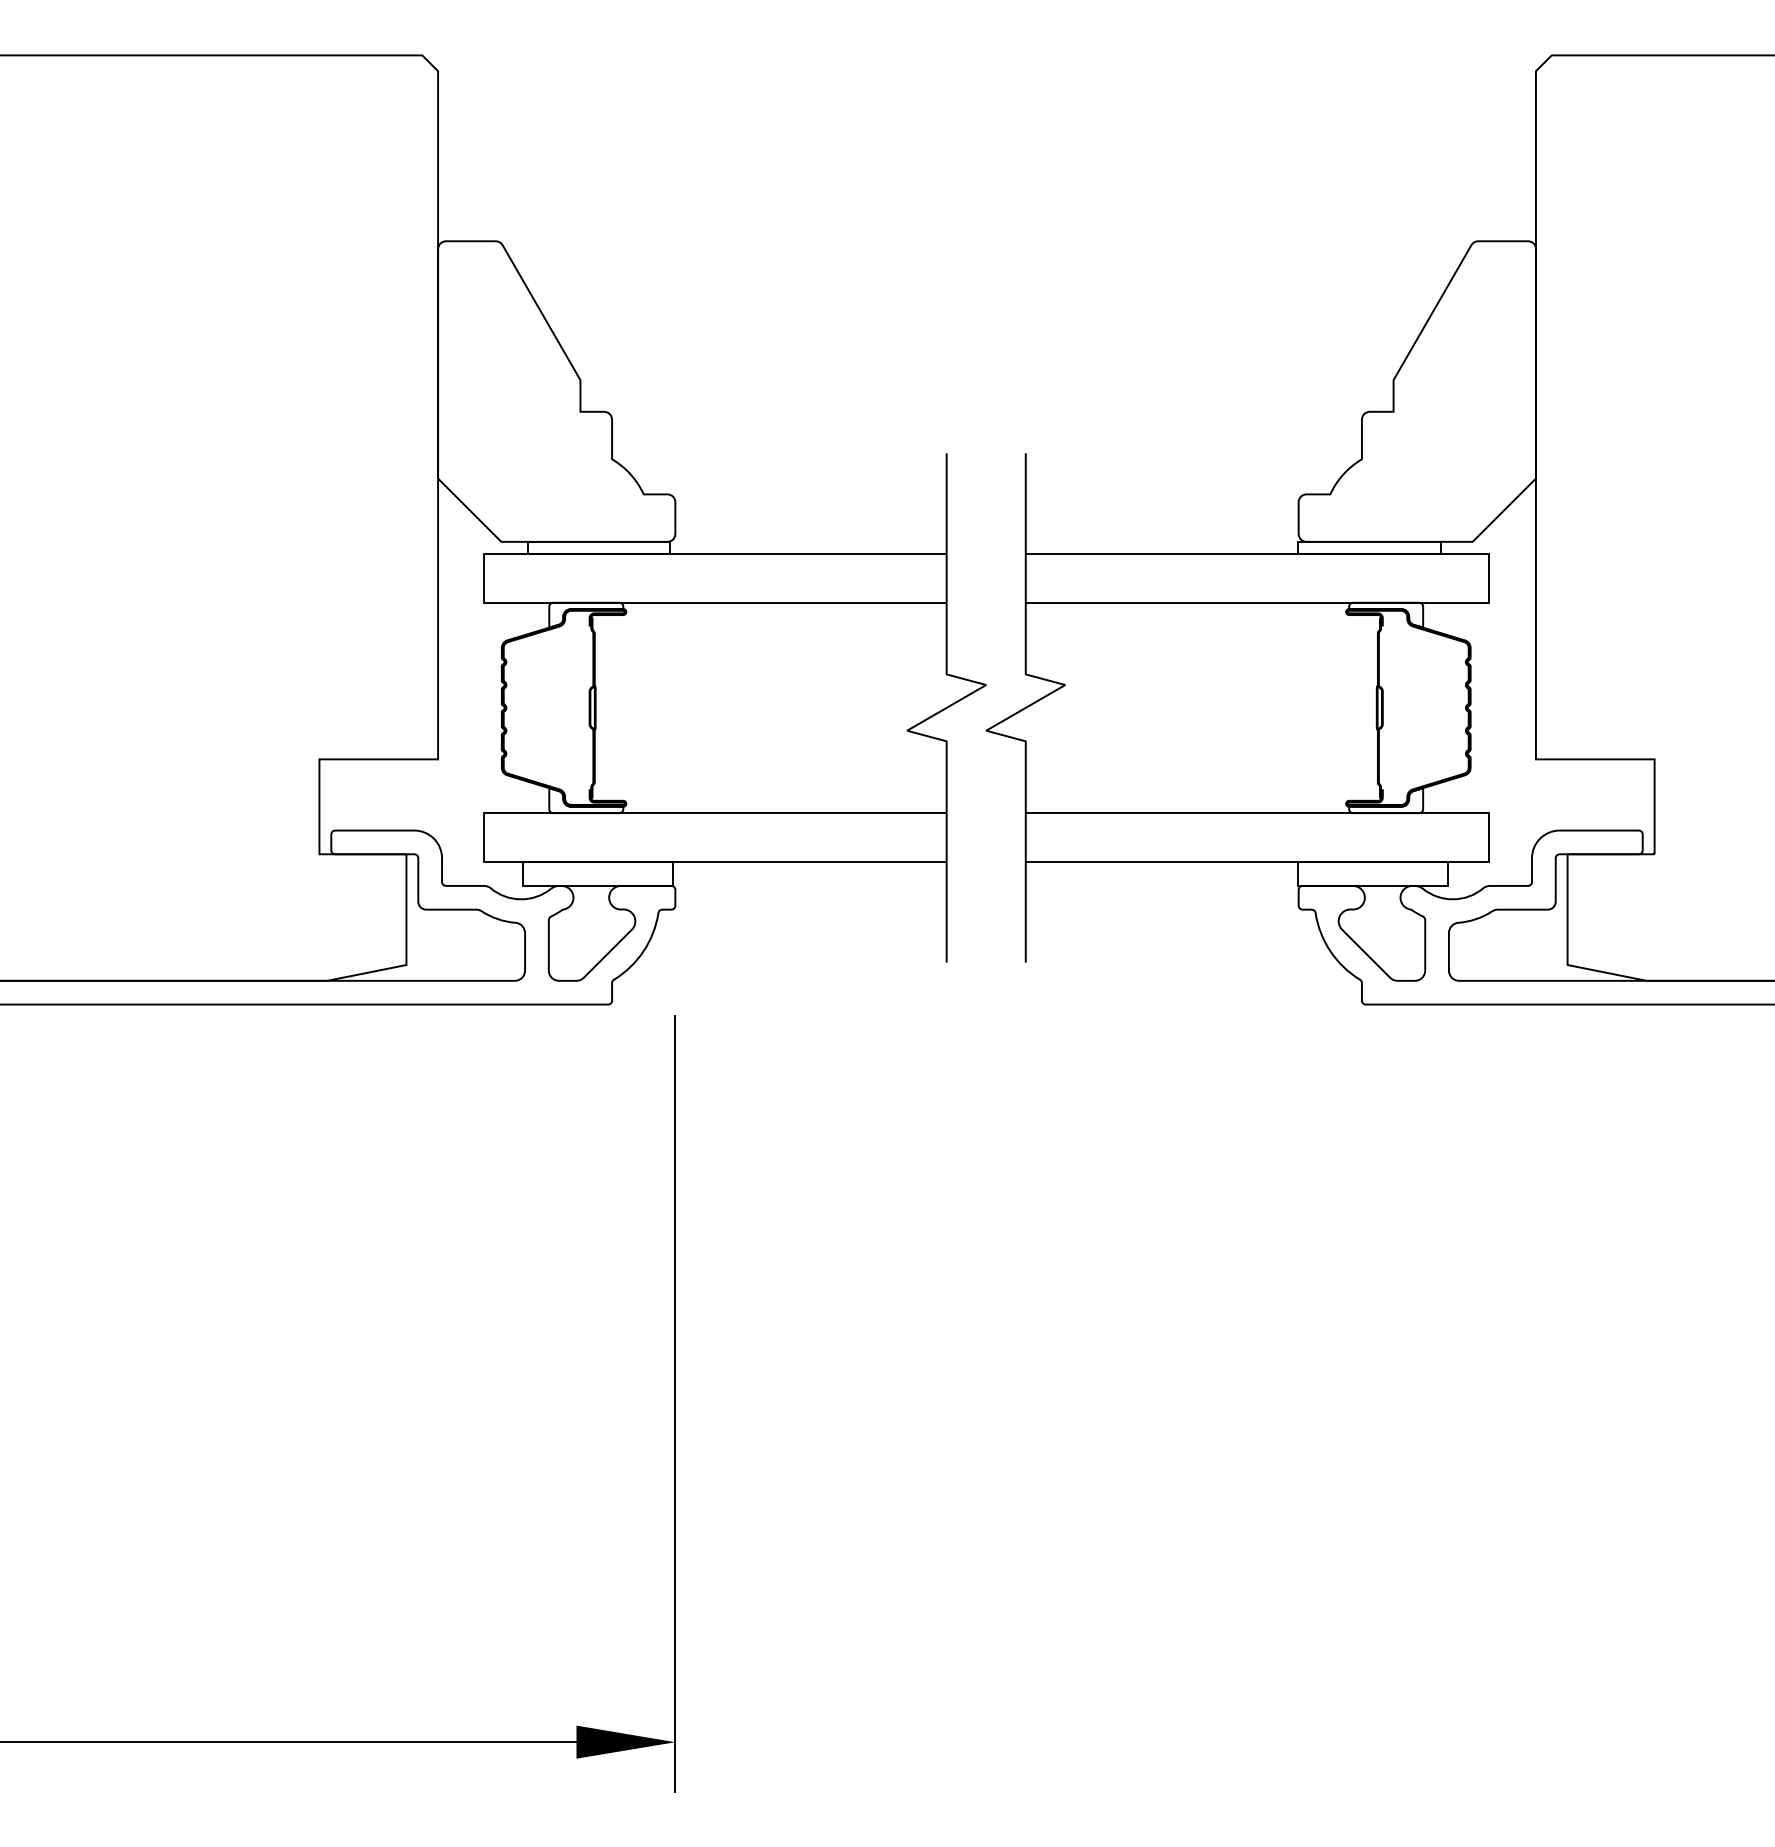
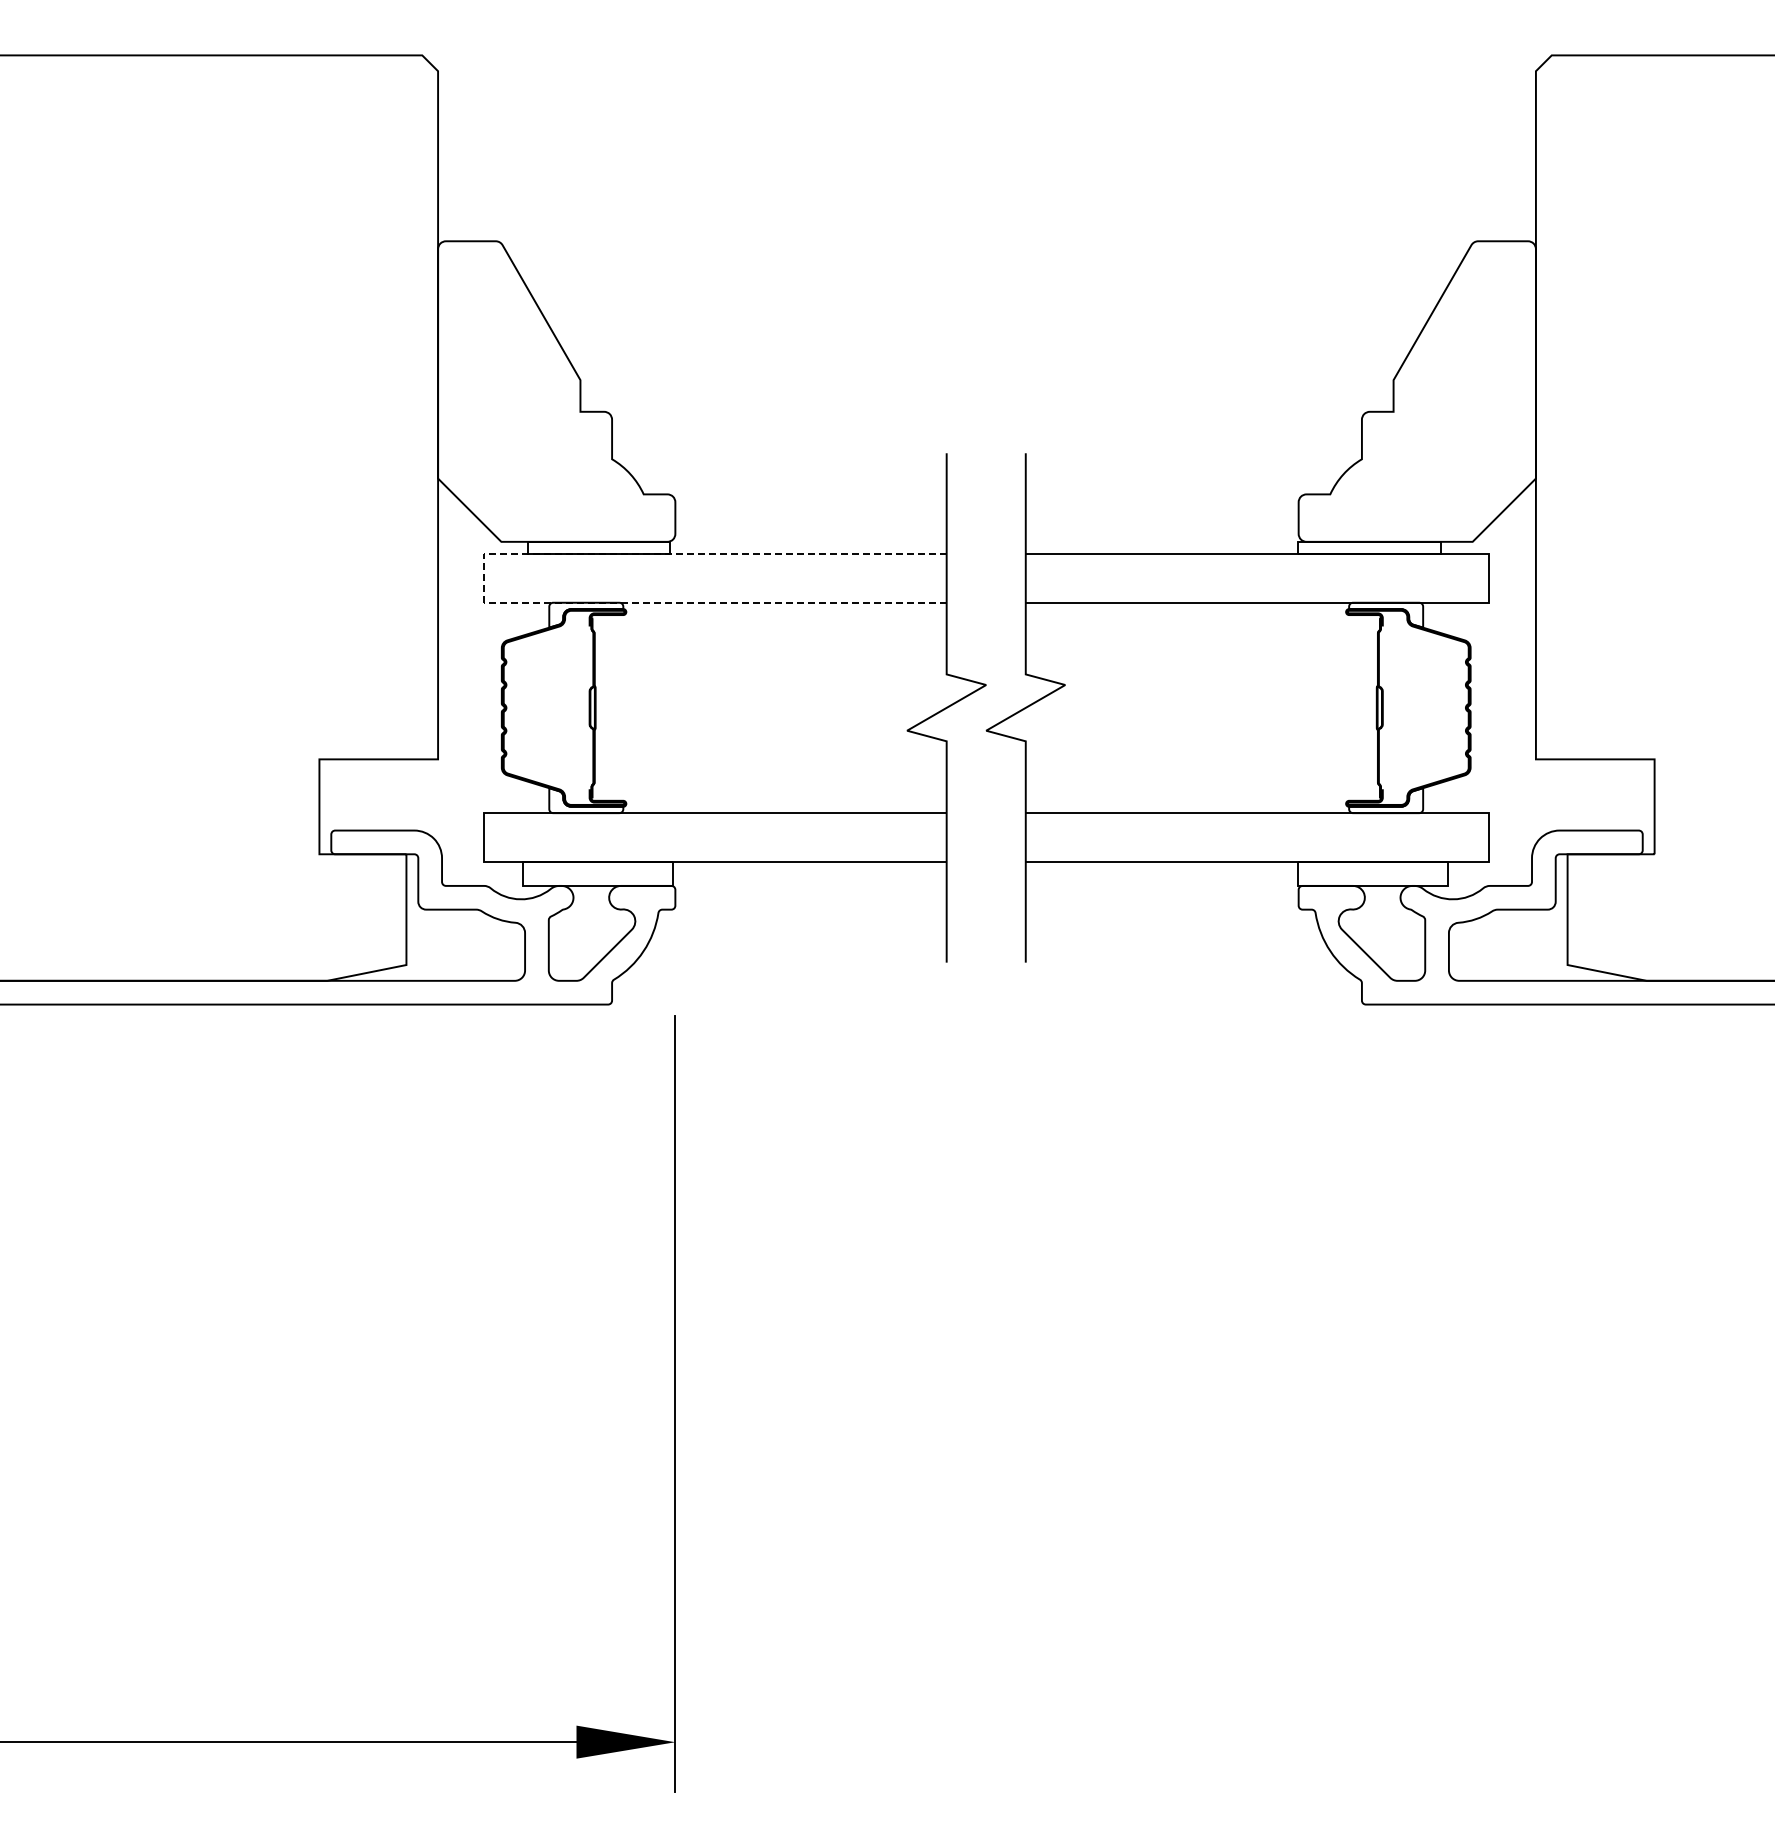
line: solid -> dashed (483, 578)
